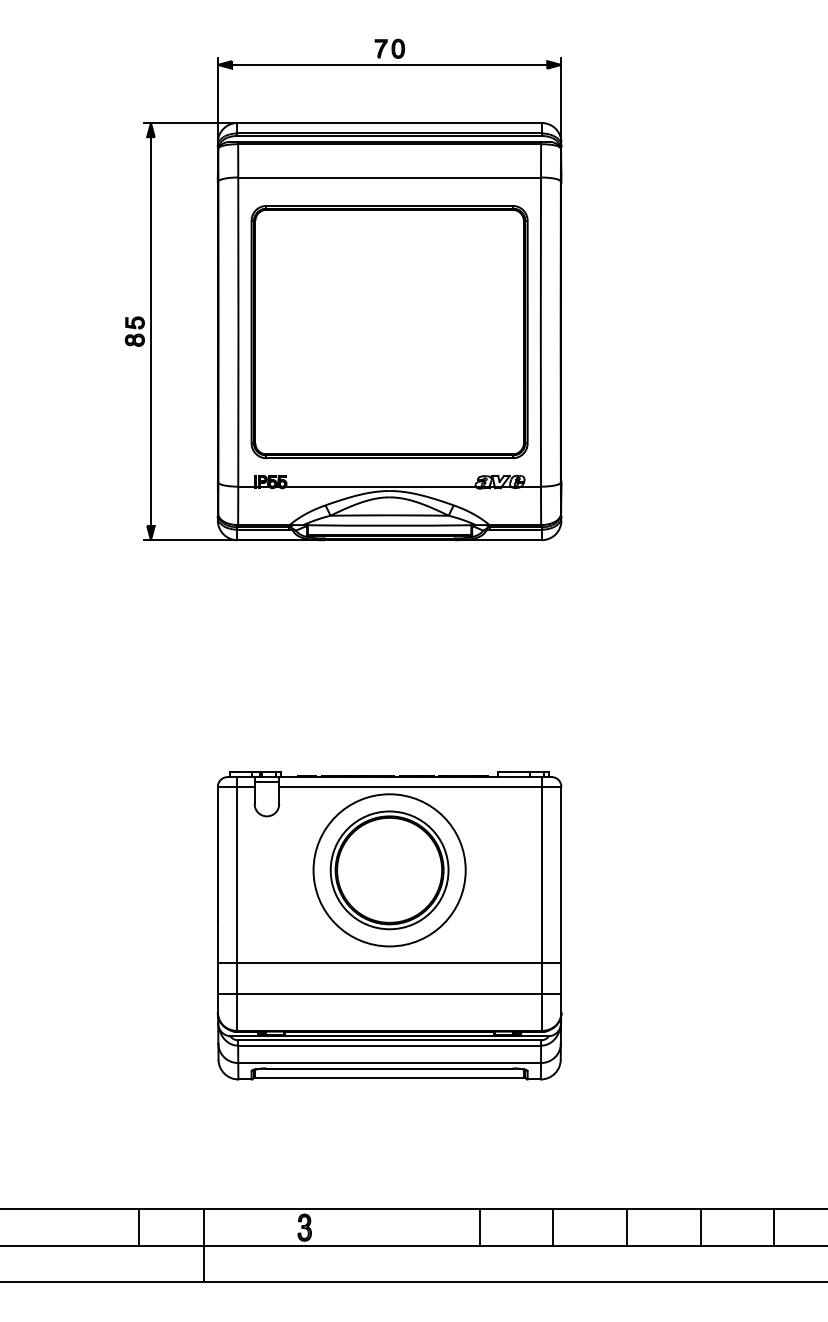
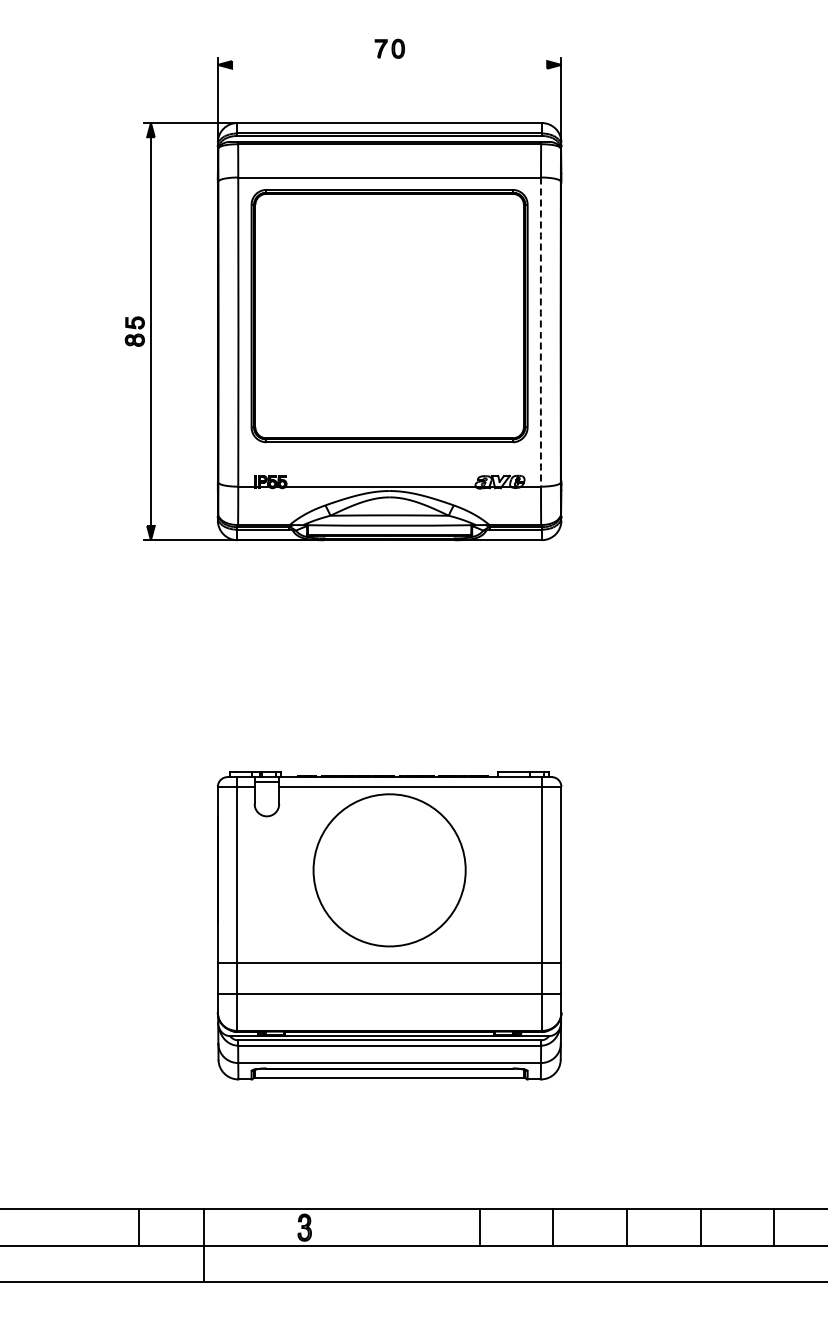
line: present -> none (389, 64)
part position: (389, 332) -> (389, 316) (389, 316)
arc: solid -> dashed (540, 332)
part: present -> none (389, 870)
